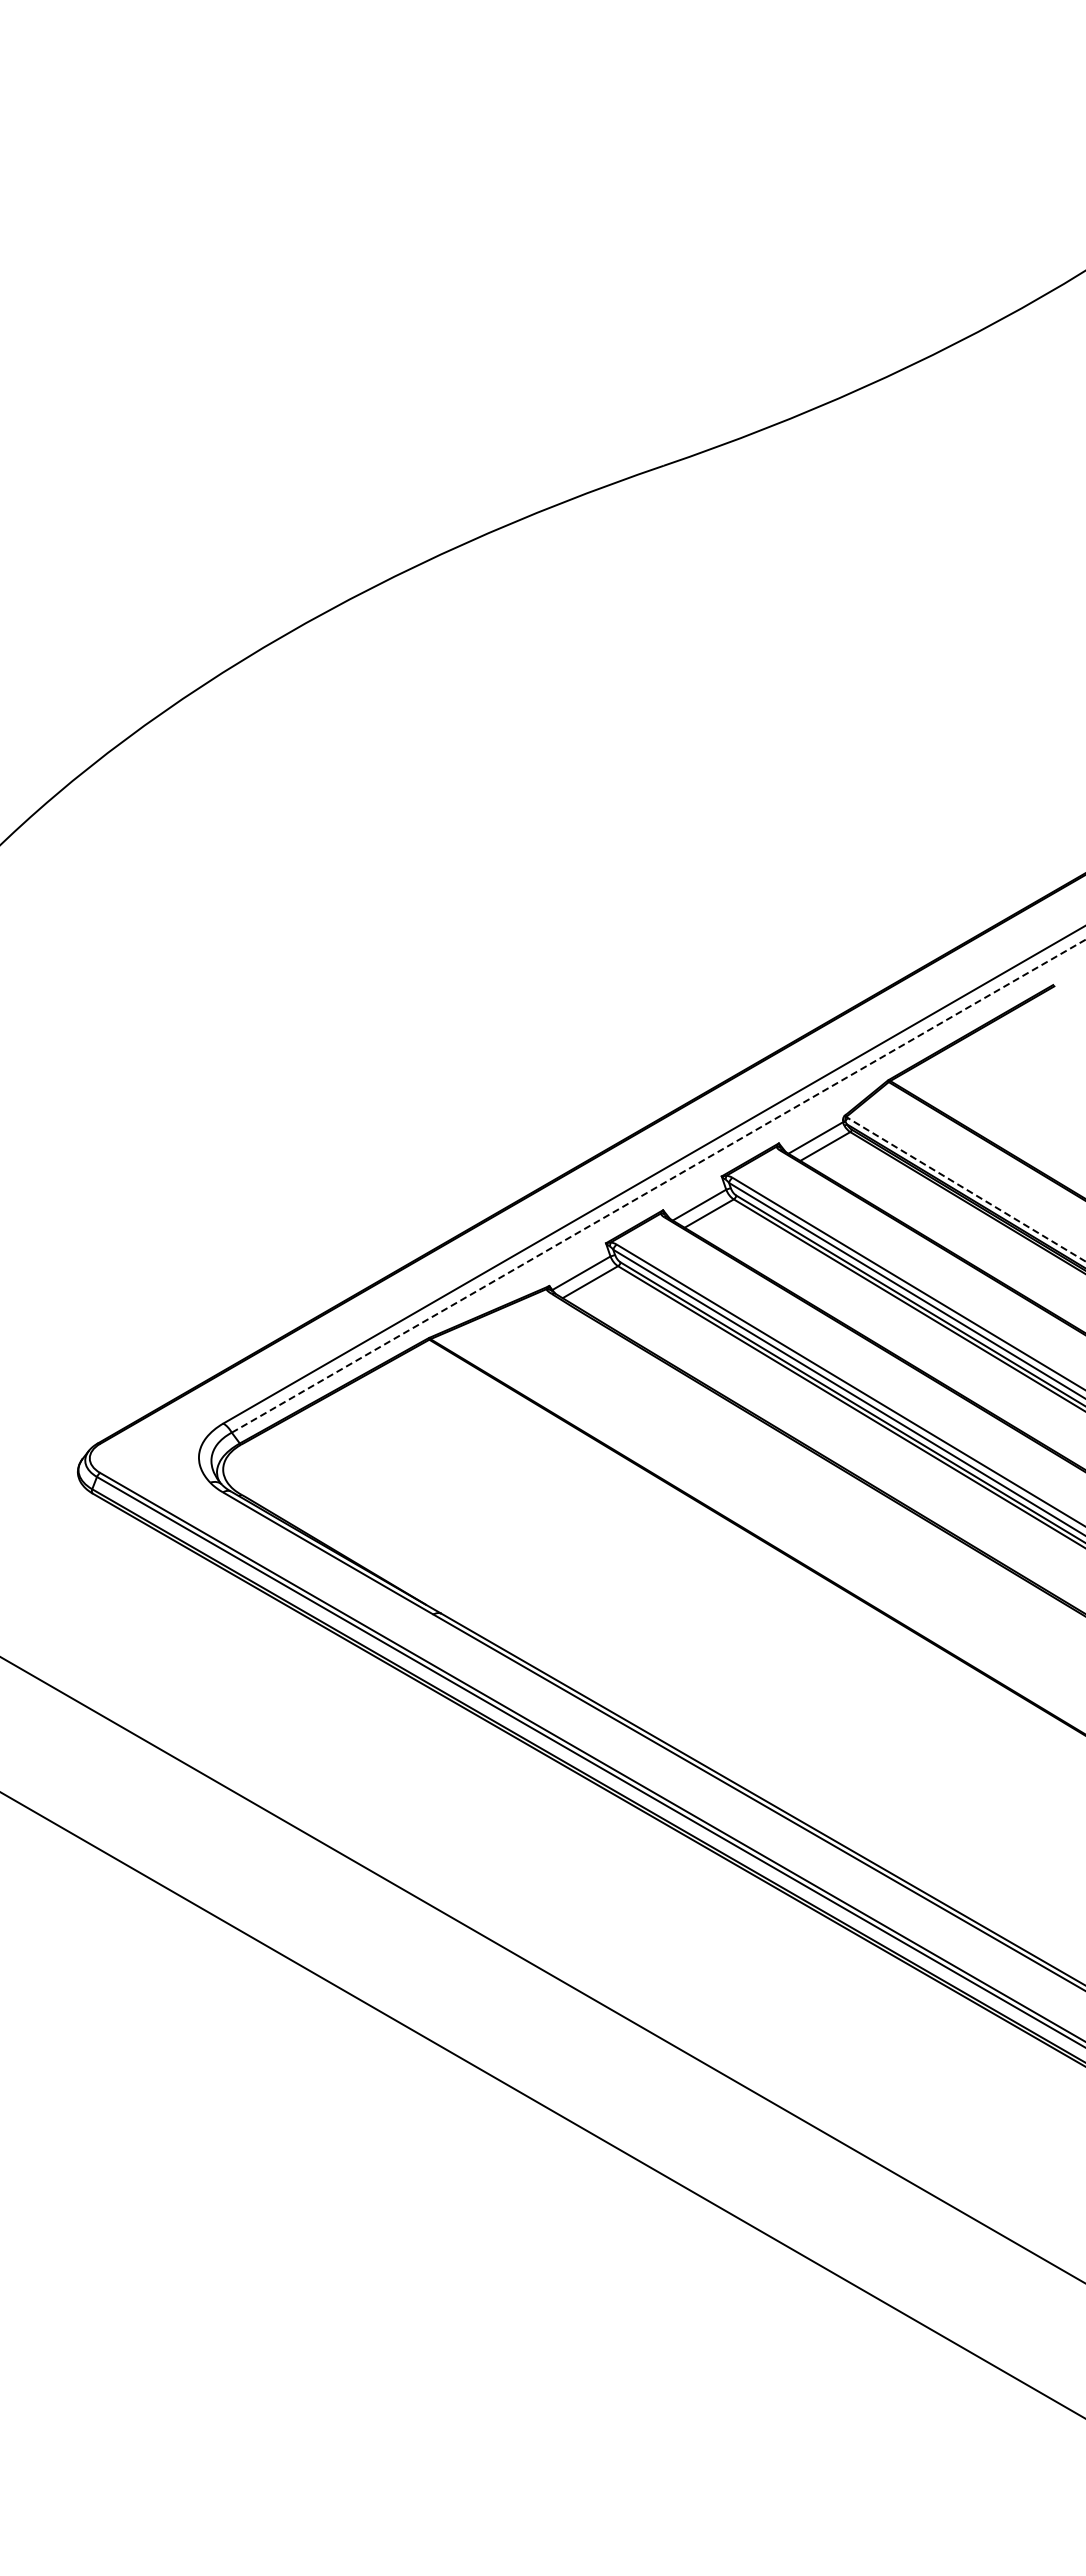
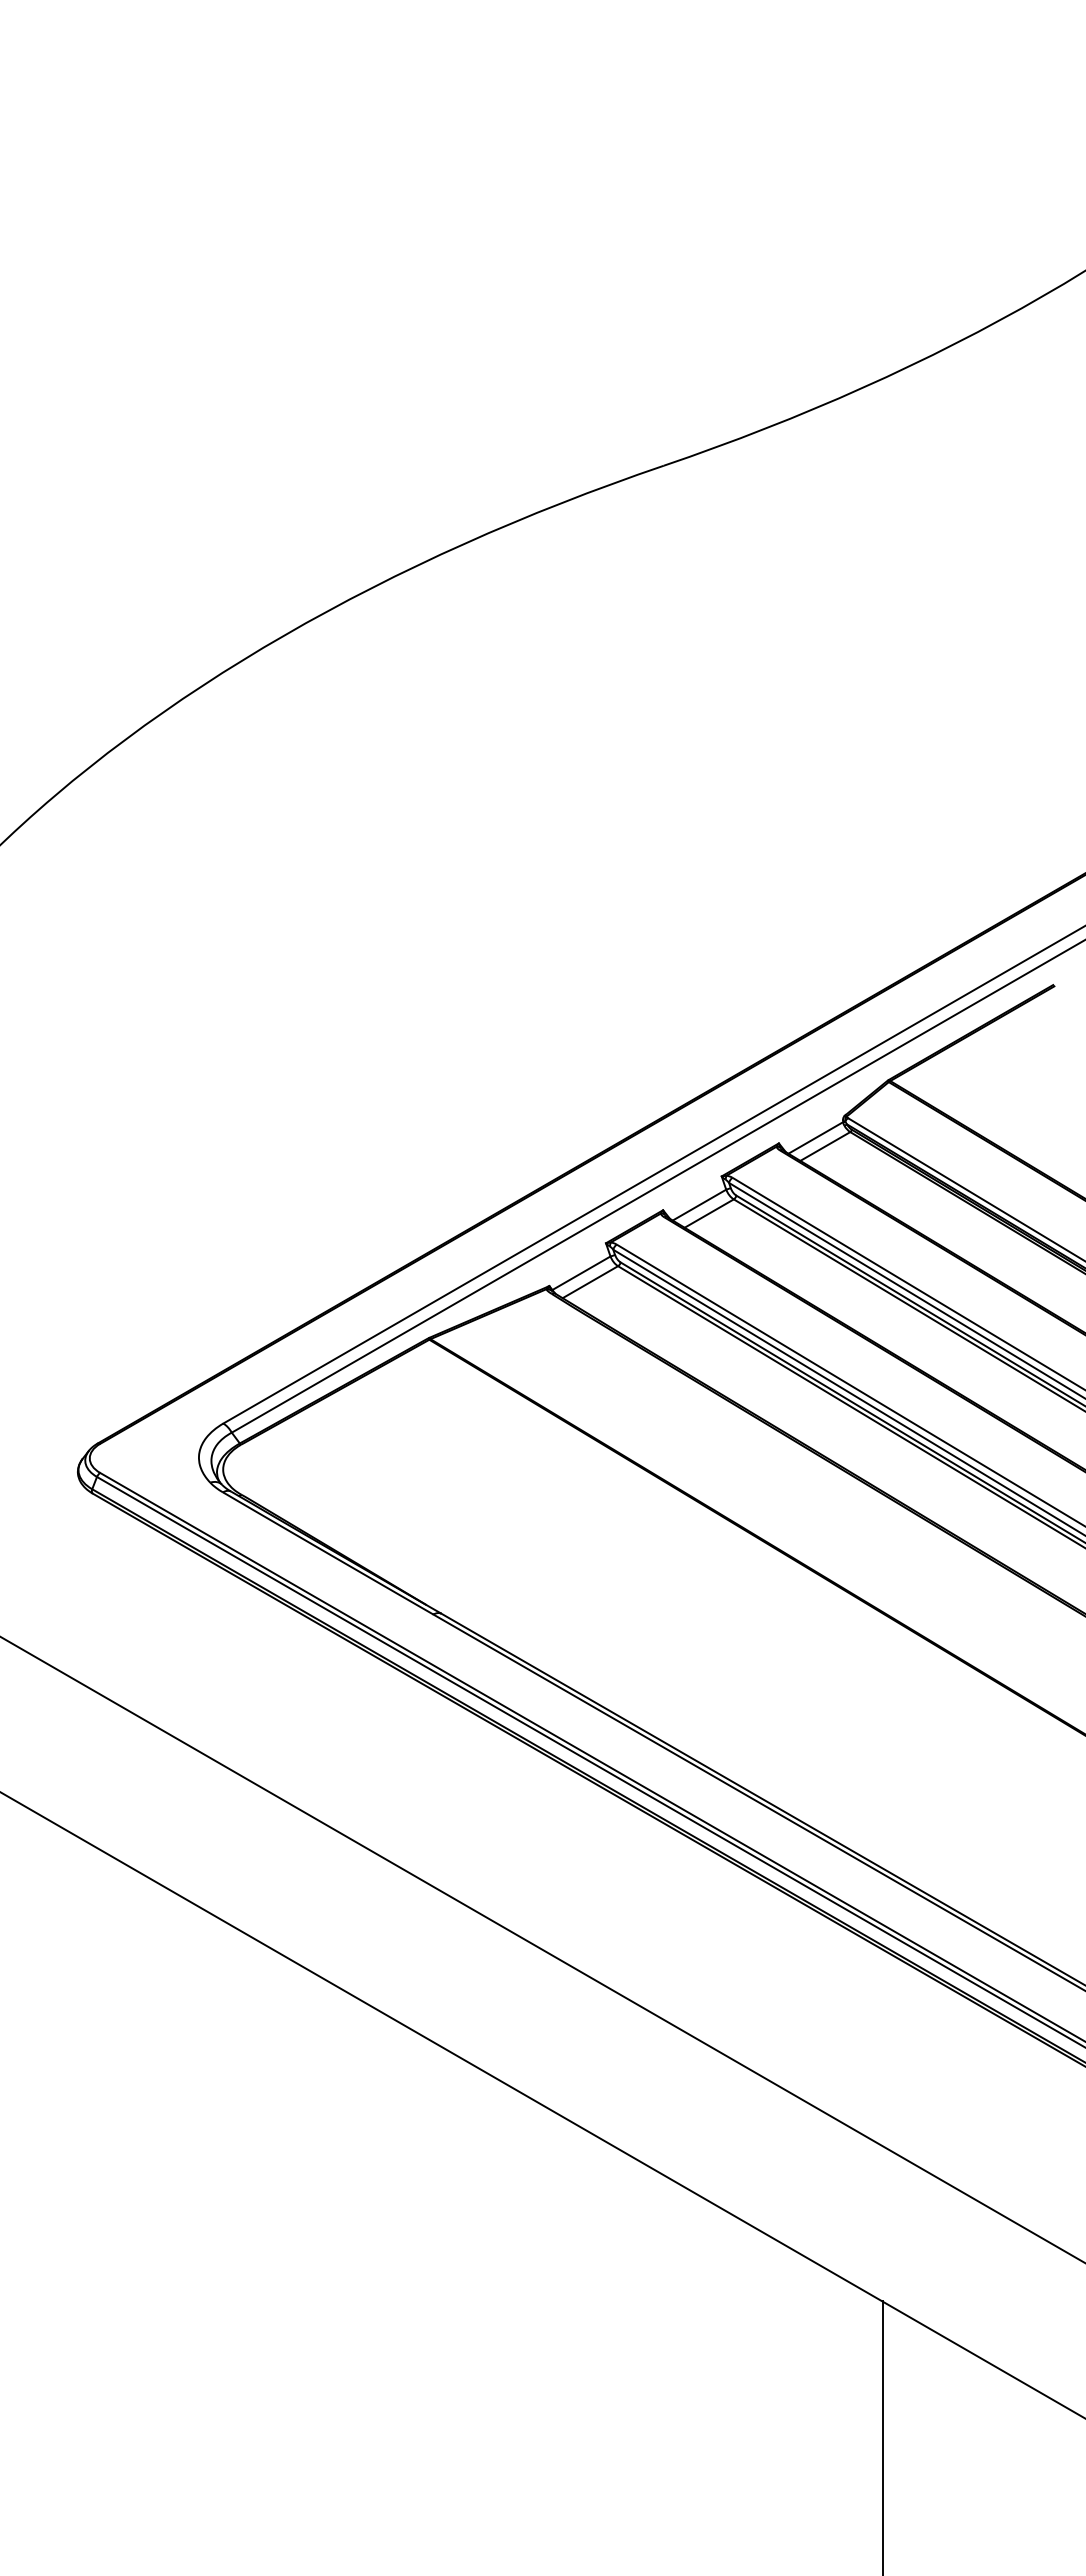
line: dashed -> solid (658, 1186)
line: dashed -> solid (966, 1189)
line position: (542, 1969) -> (542, 1949) (542, 1949)
line: none -> present (882, 2436)
